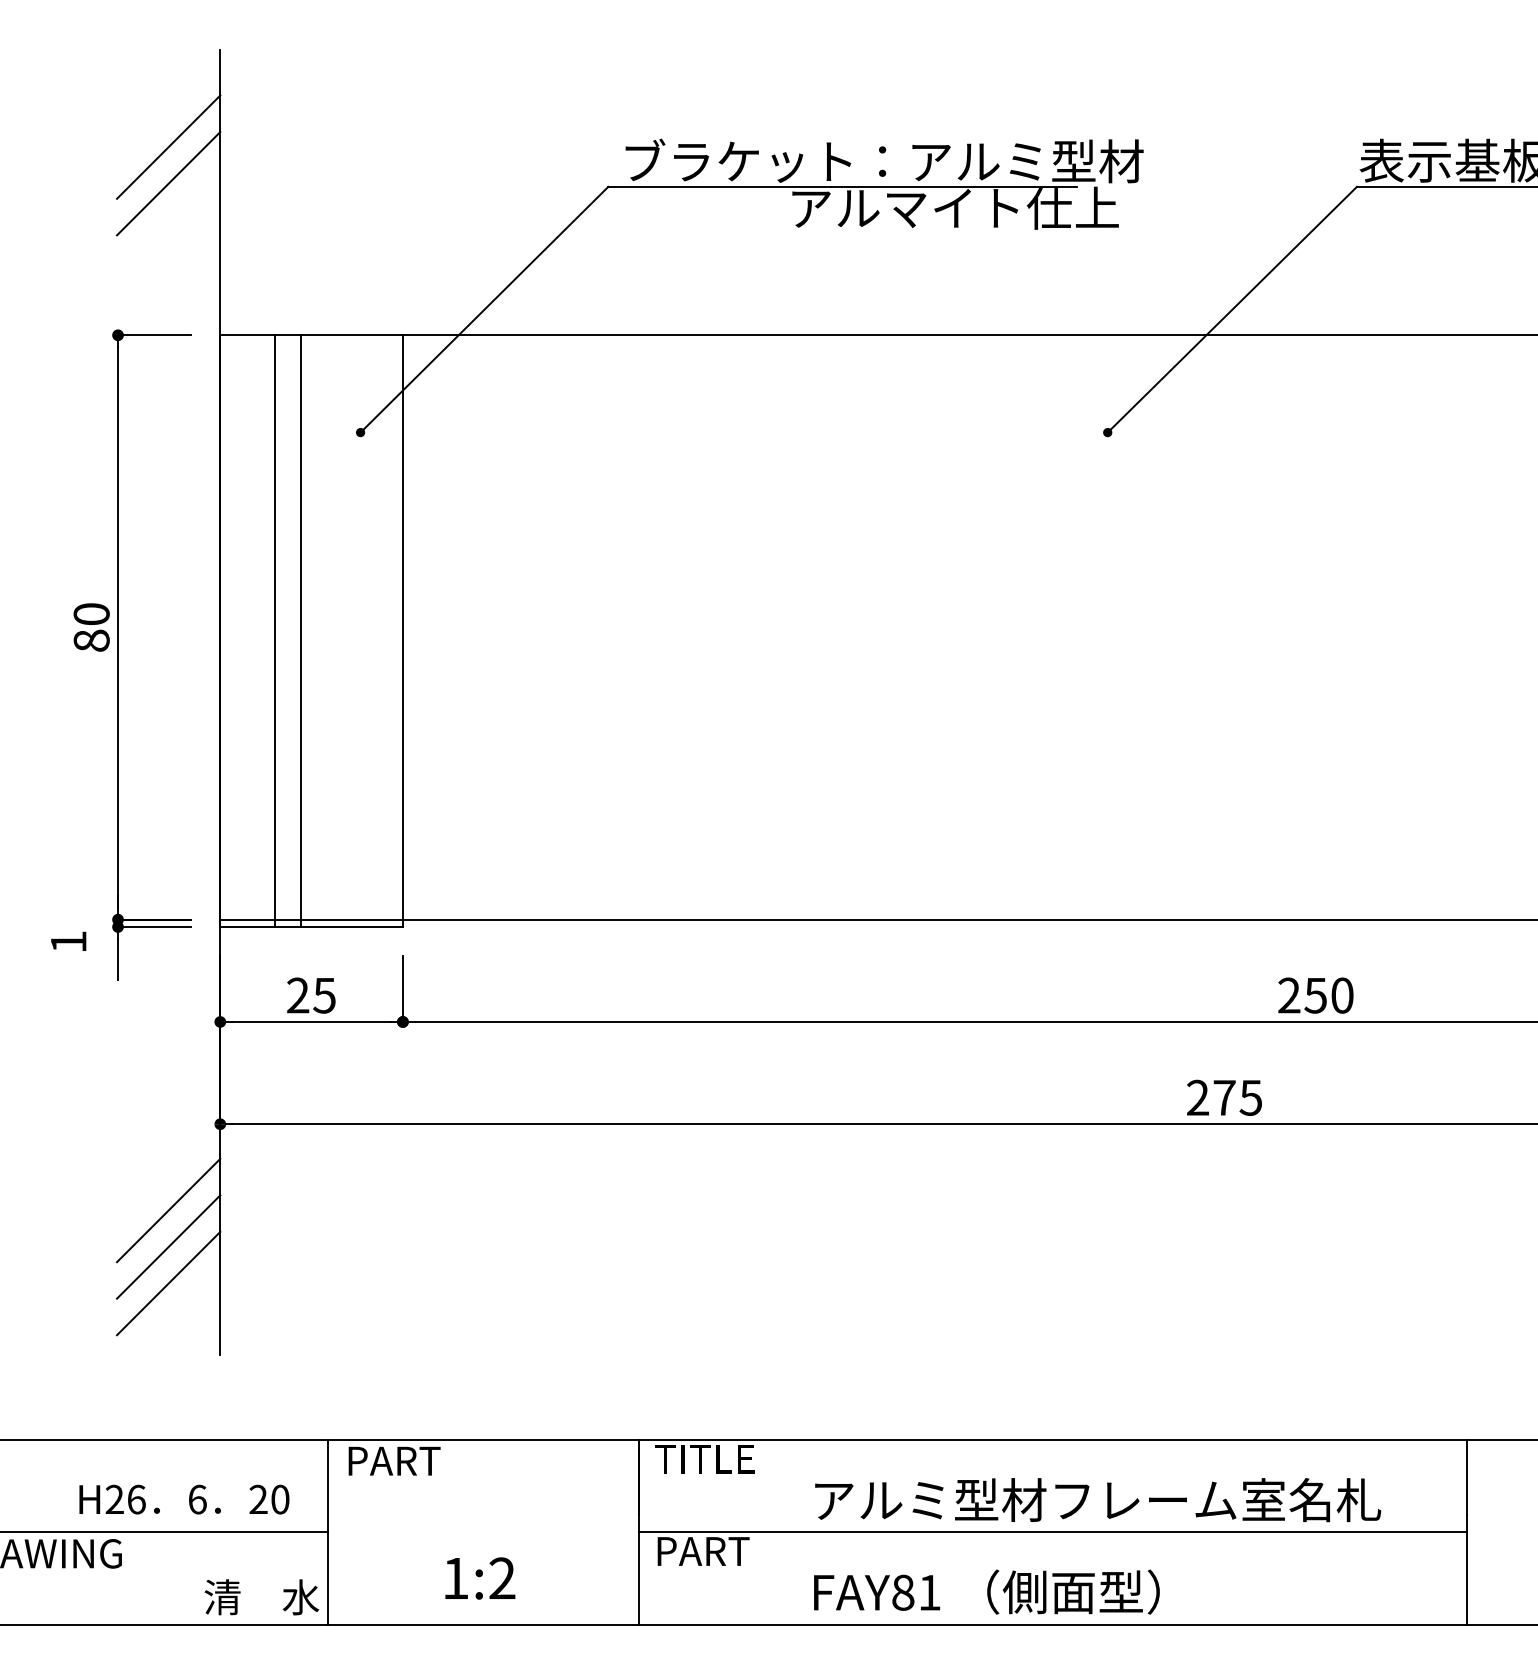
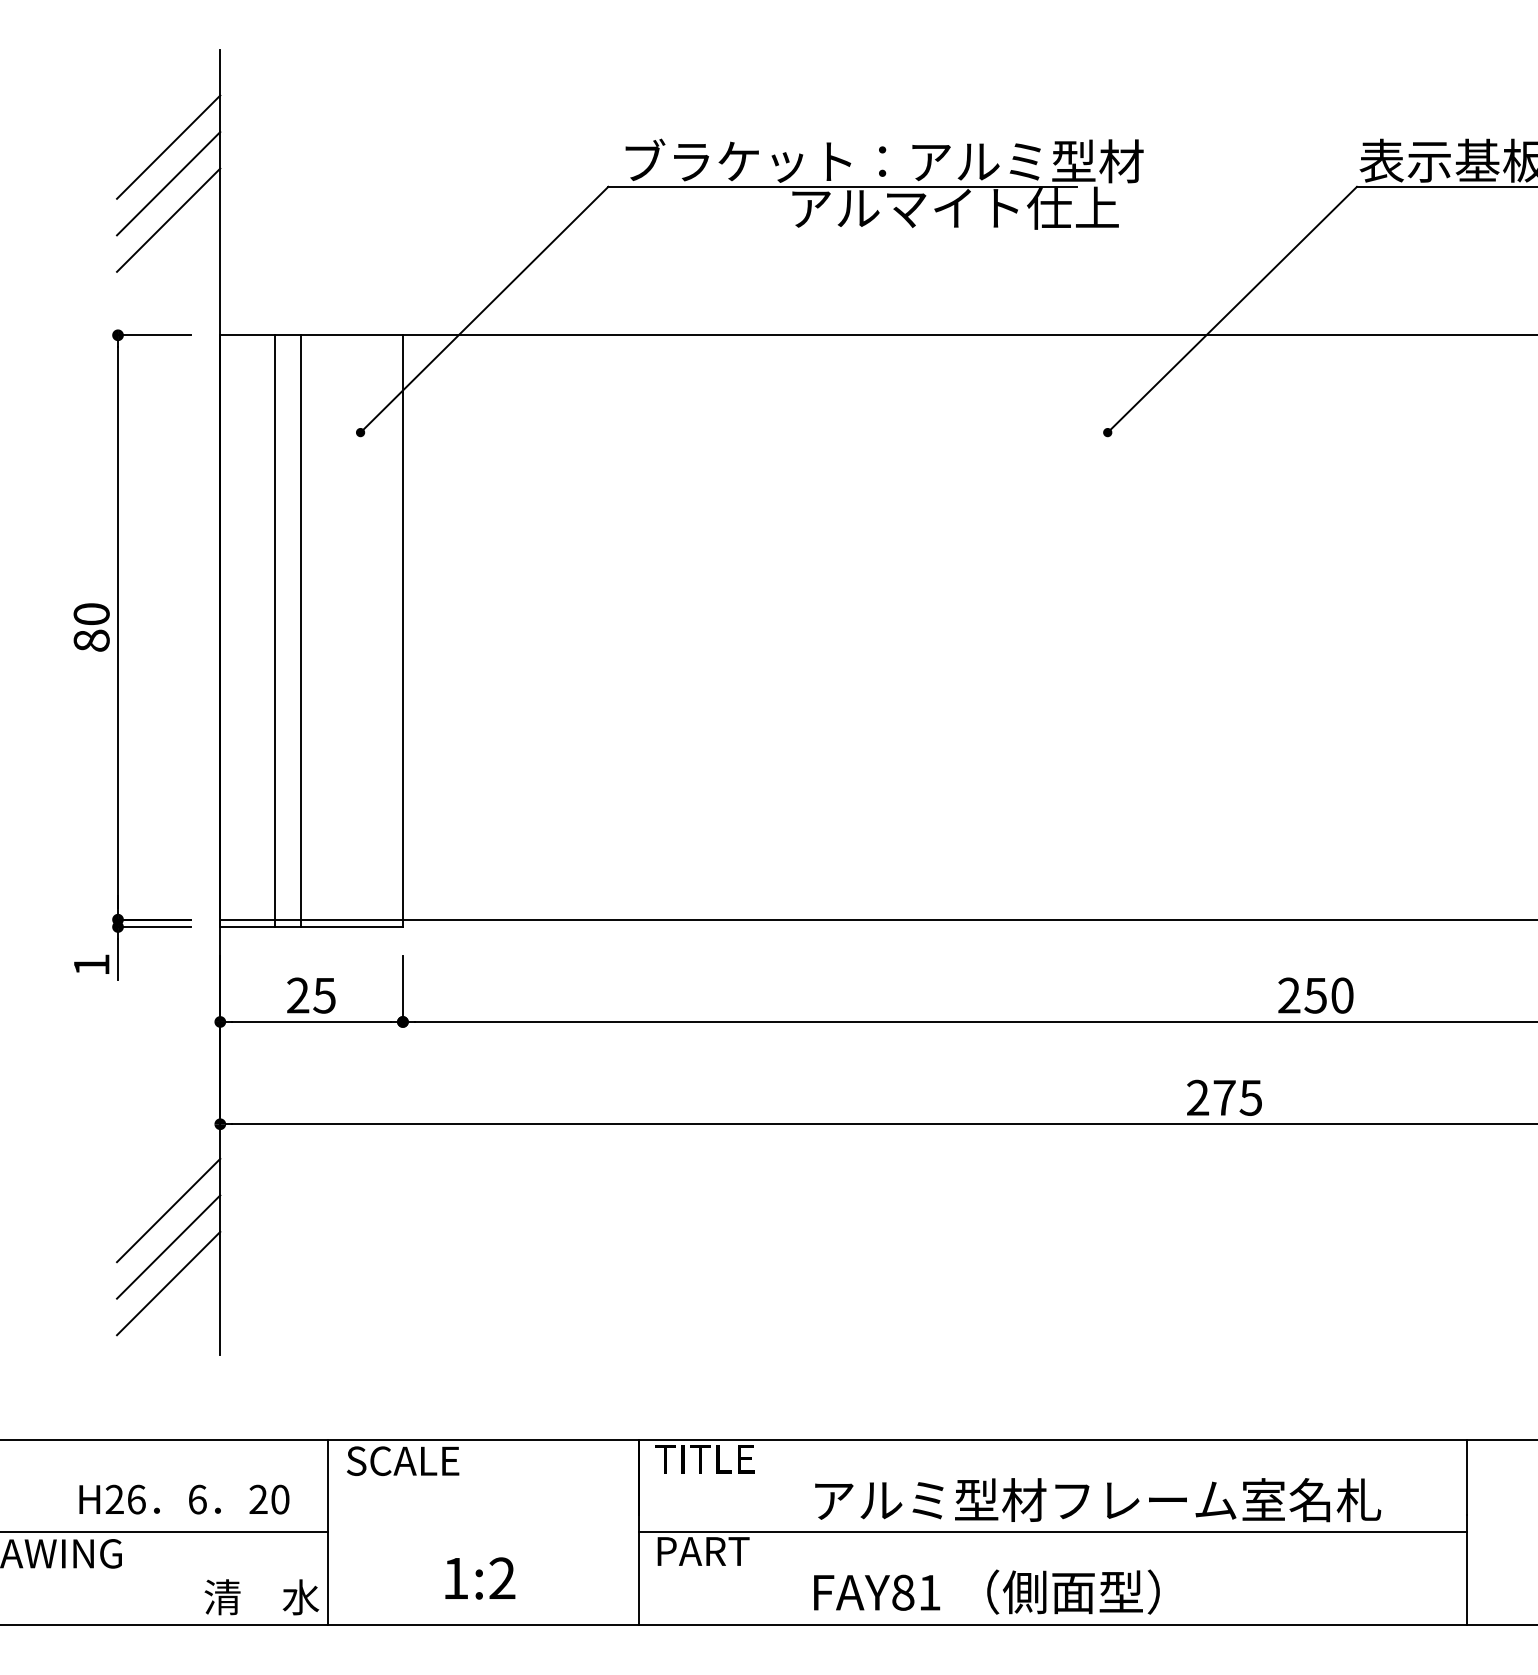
line: none -> present (168, 219)
text position: (68, 940) -> (91, 963) (91, 963)
text: PART -> SCALE (403, 1461)
